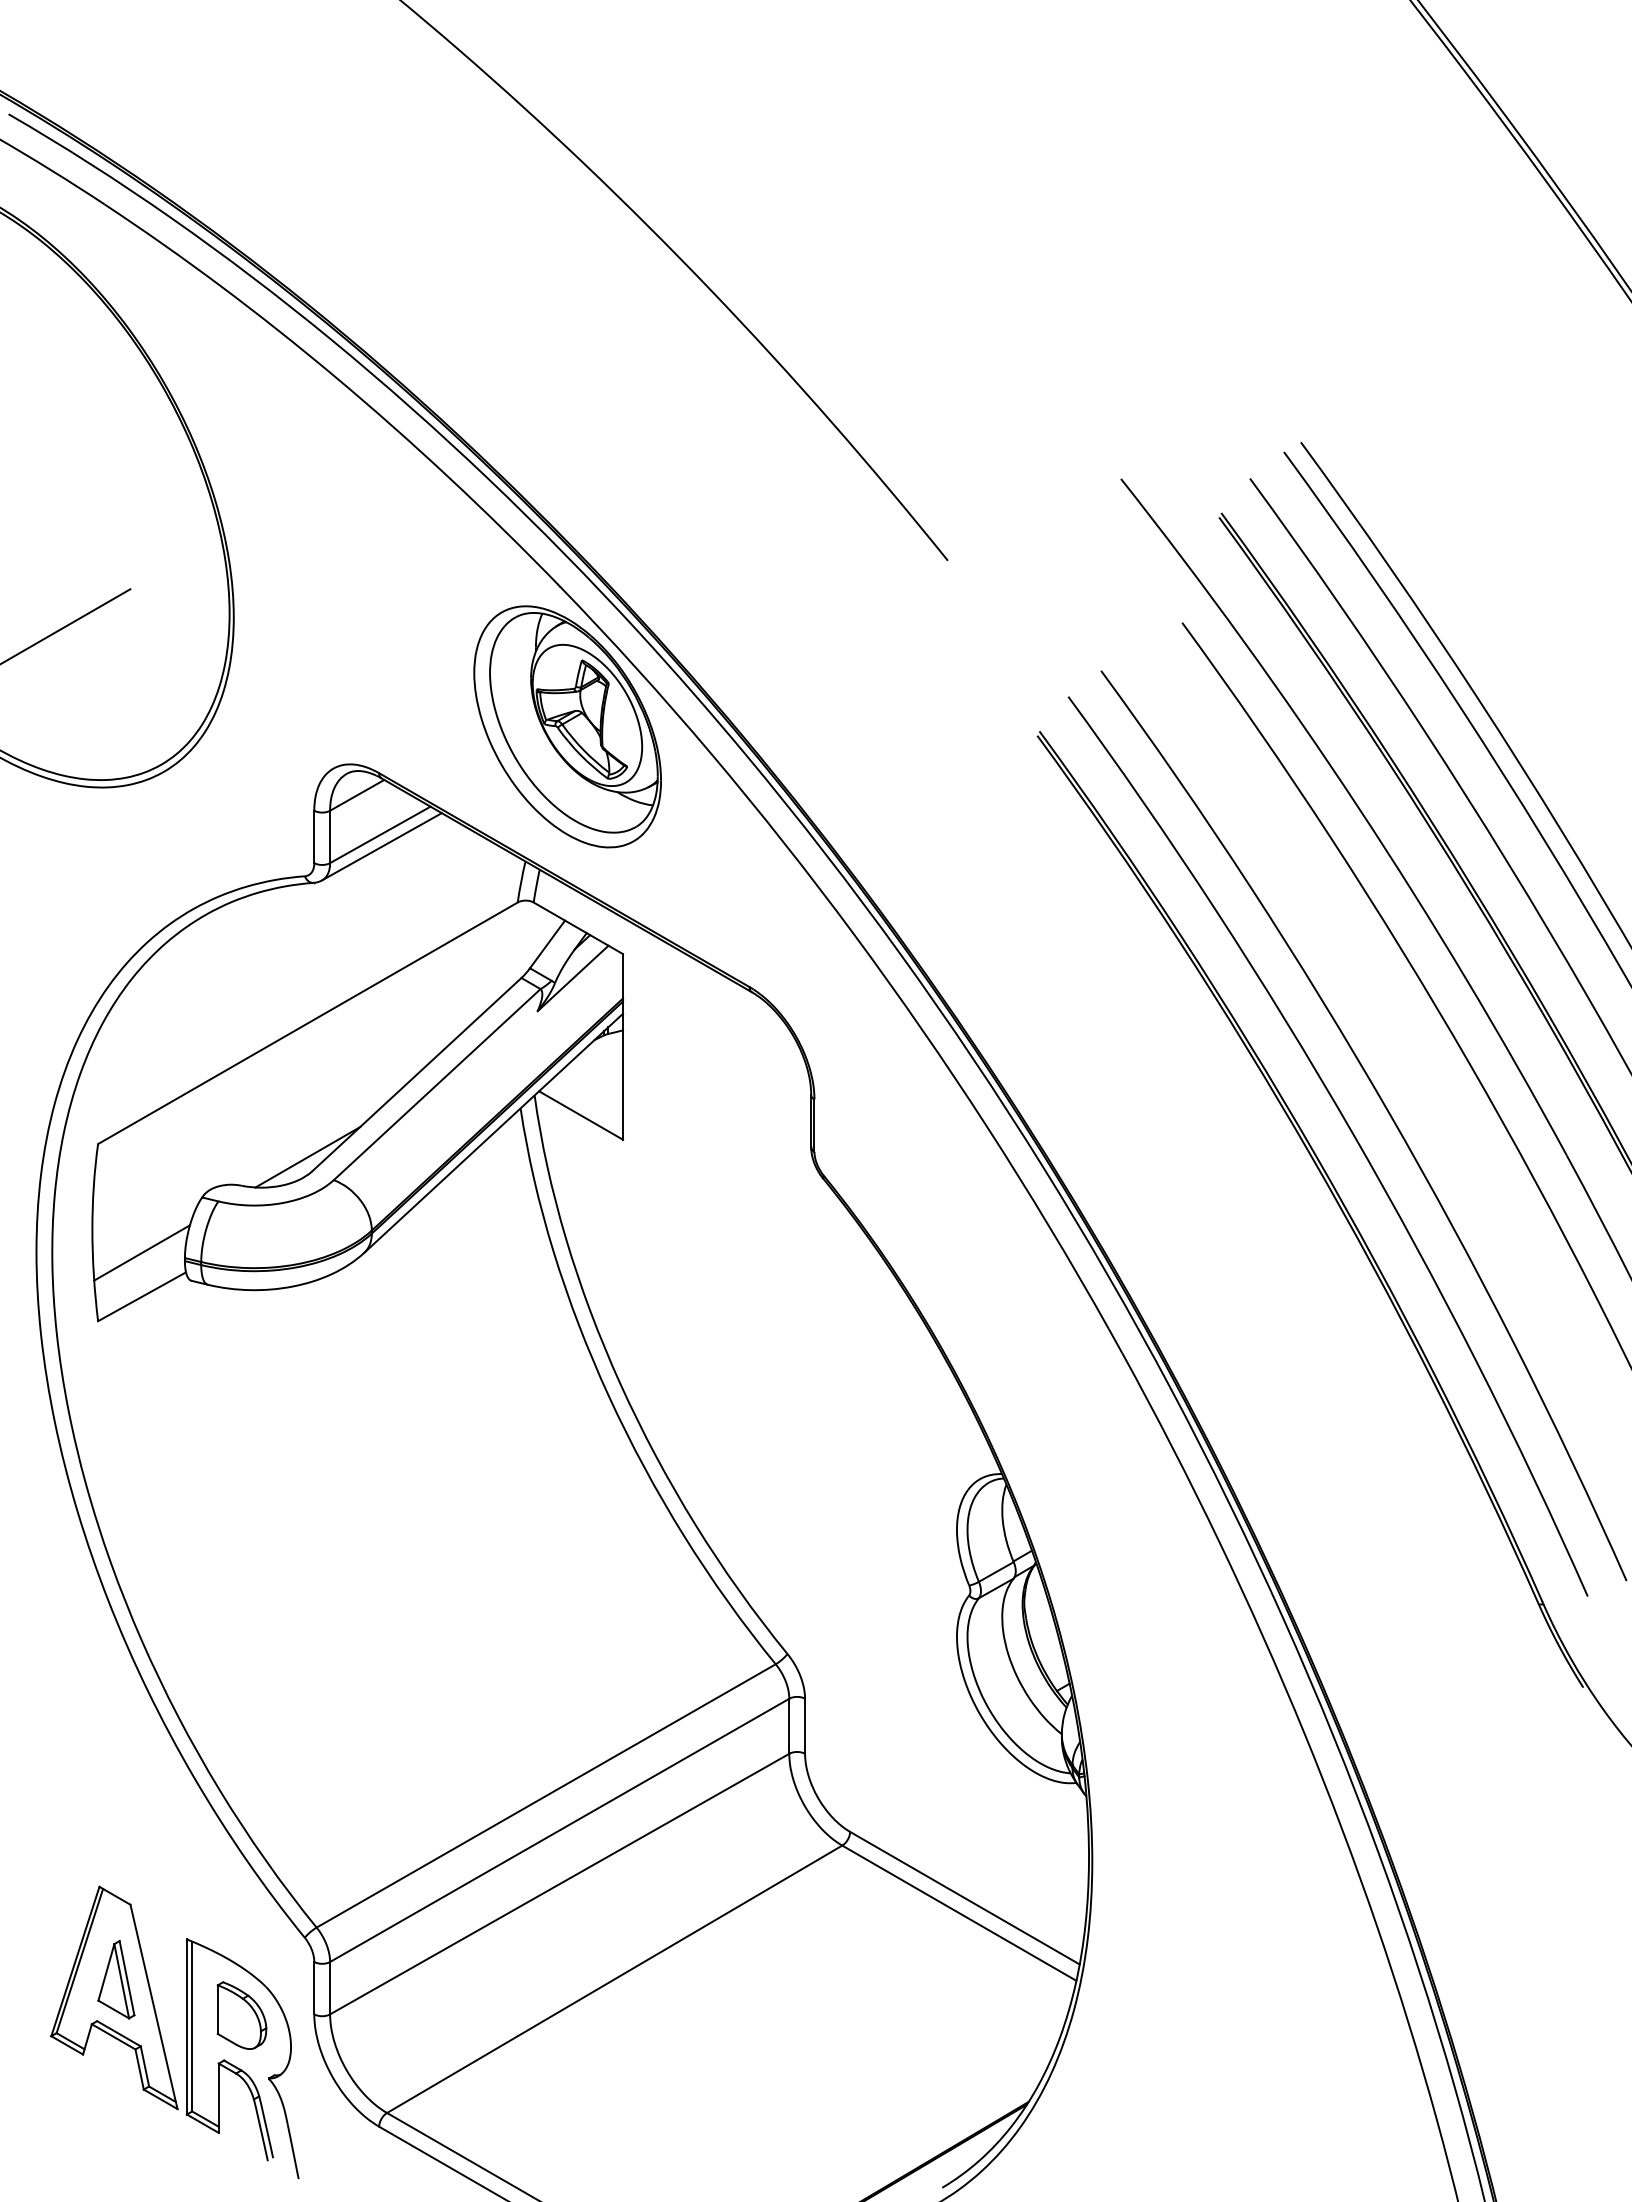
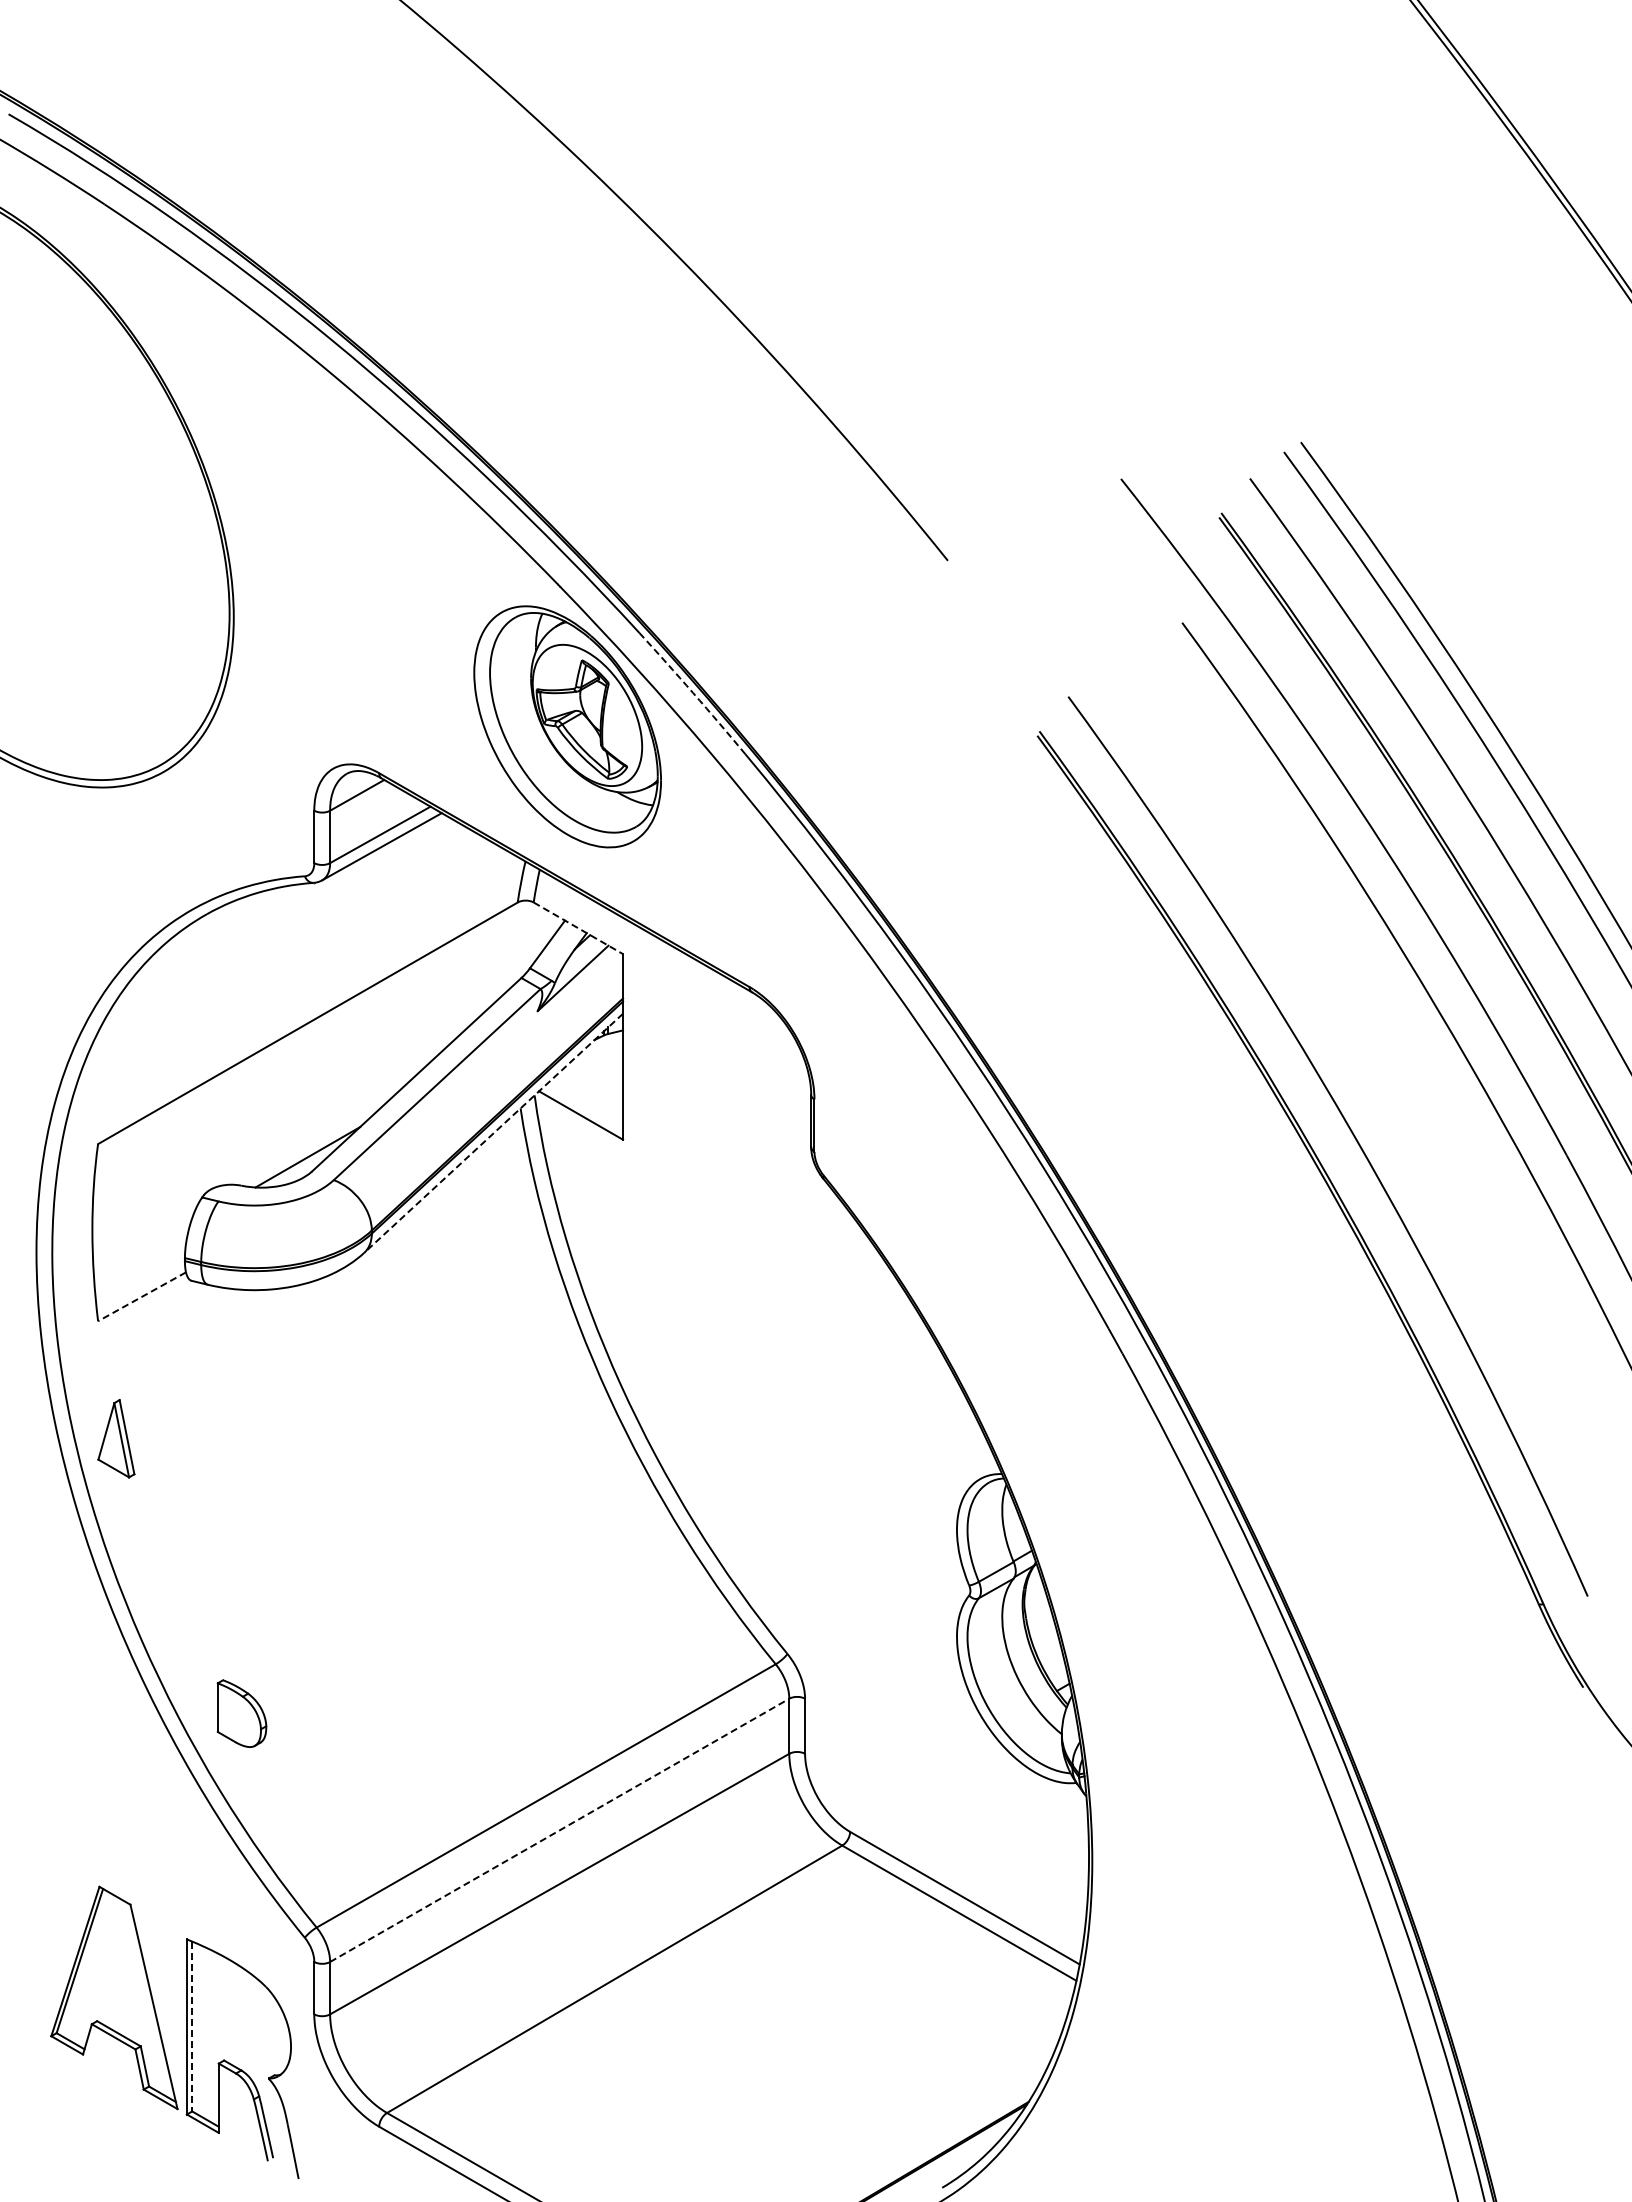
line: present -> none (66, 626)
arc: solid -> dashed (693, 693)
line: solid -> dashed (578, 928)
curve: present -> none (1387, 1112)
line: solid -> dashed (493, 1133)
line: present -> none (141, 1252)
line: solid -> dashed (141, 1297)
line: solid -> dashed (559, 1830)
part position: (116, 1979) -> (116, 1438) (116, 1438)
part position: (241, 2015) -> (241, 1713) (241, 1713)
line: solid -> dashed (192, 2026)
